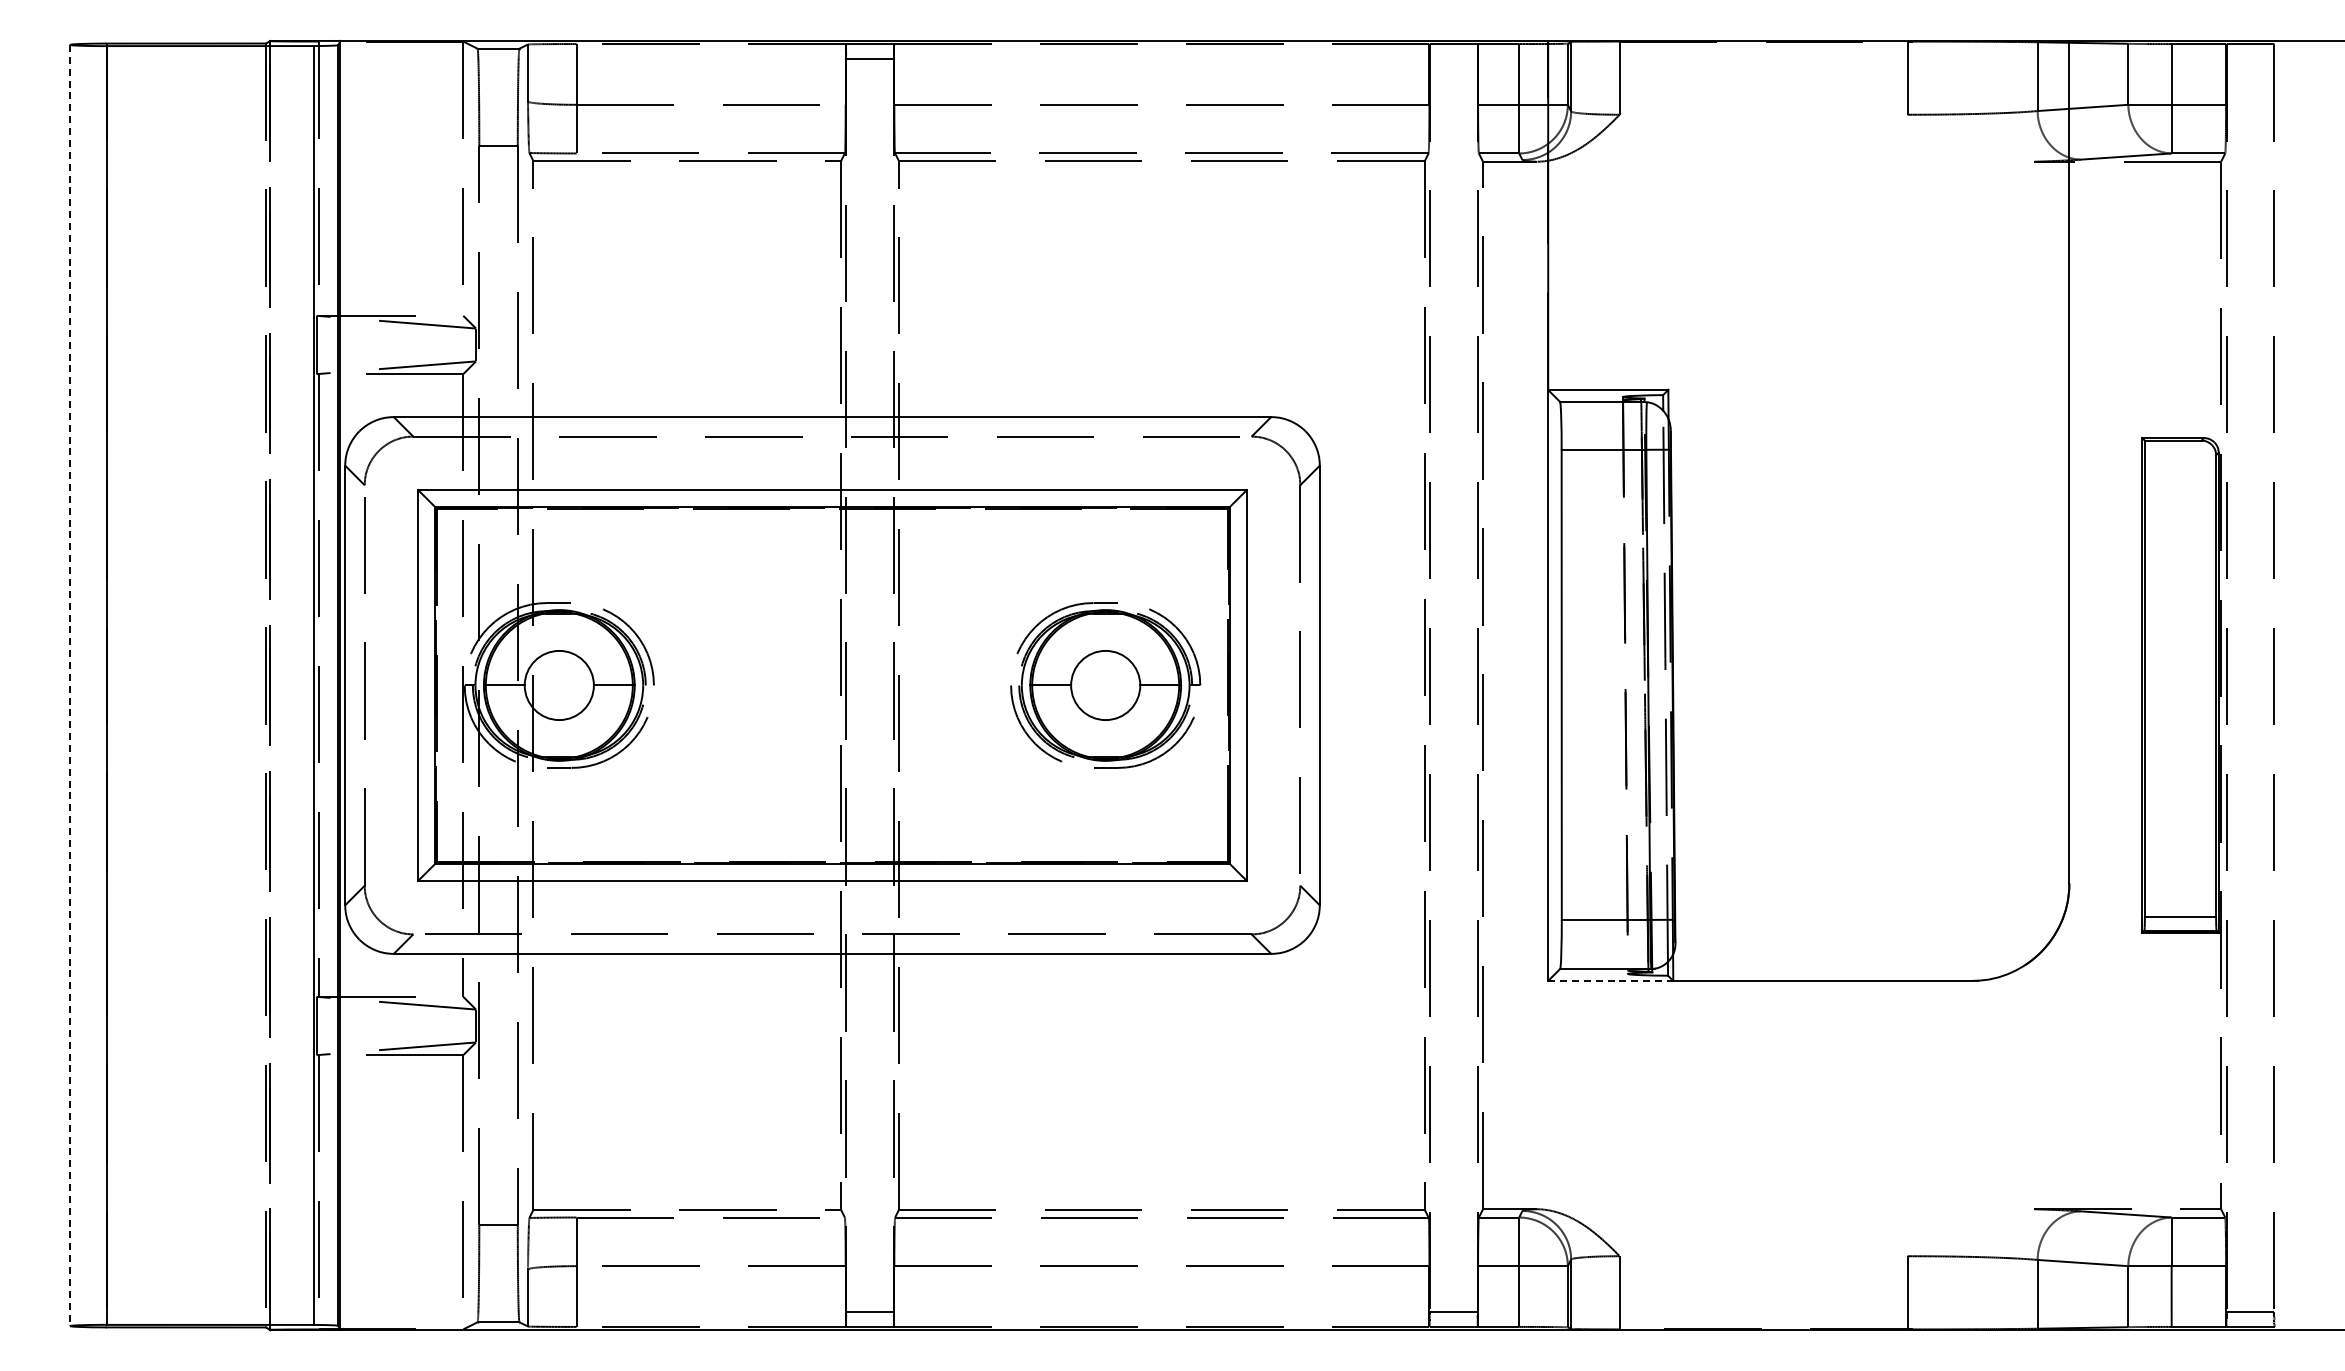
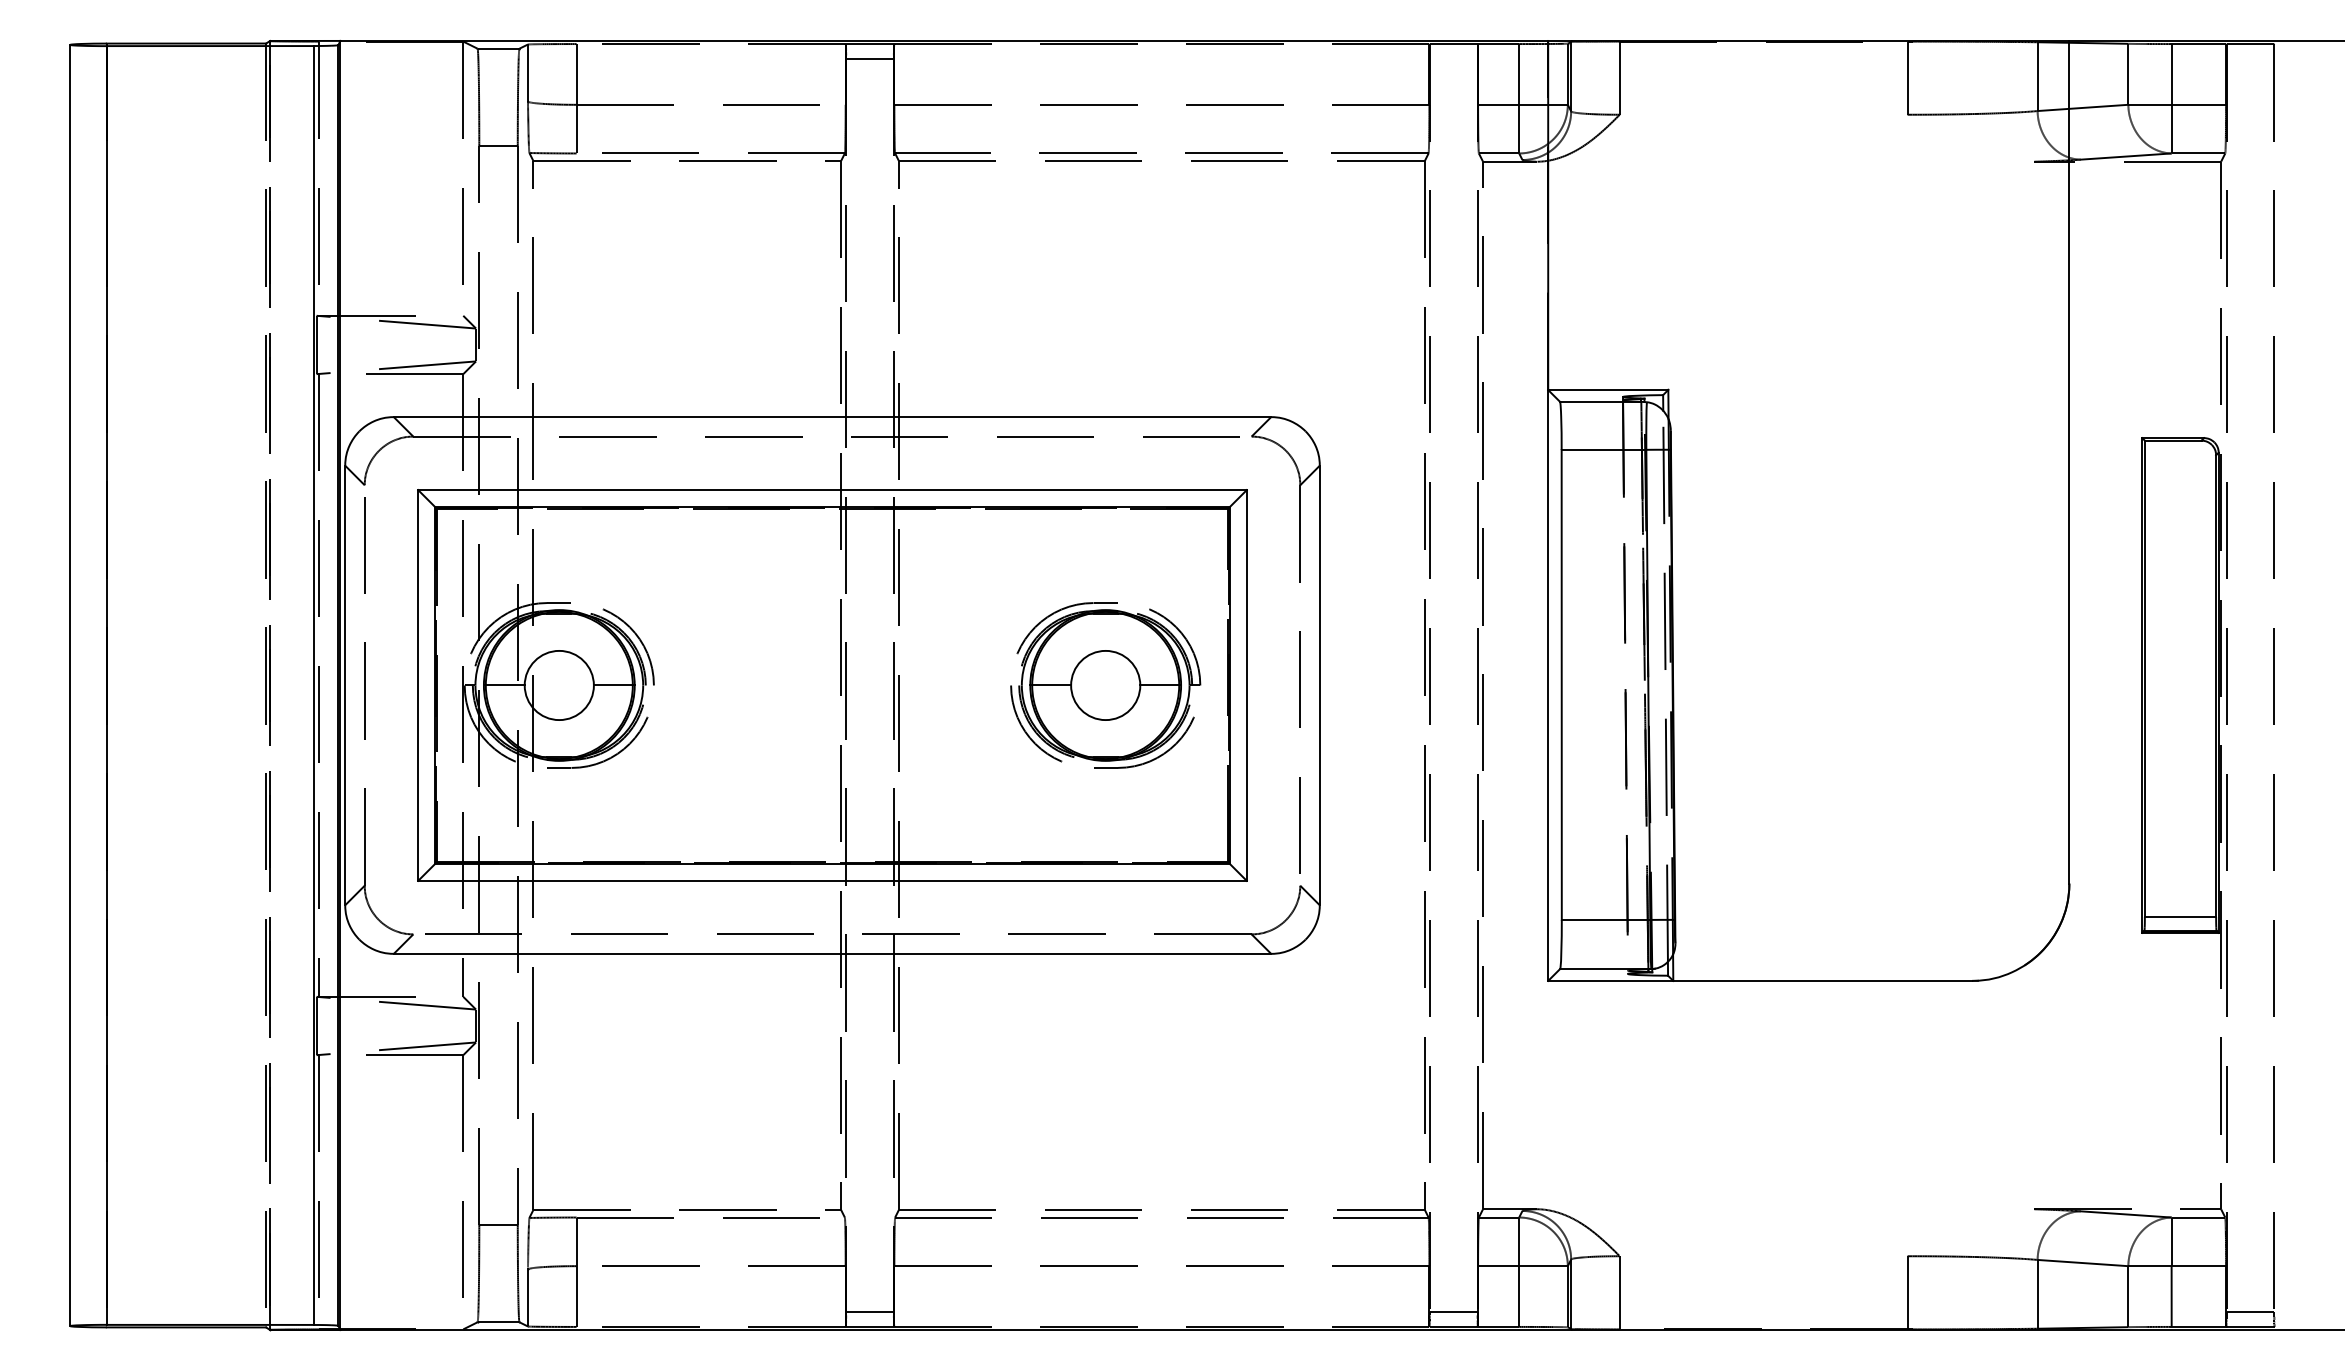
line: dashed -> solid (70, 685)
line: dashed -> solid (1610, 980)
